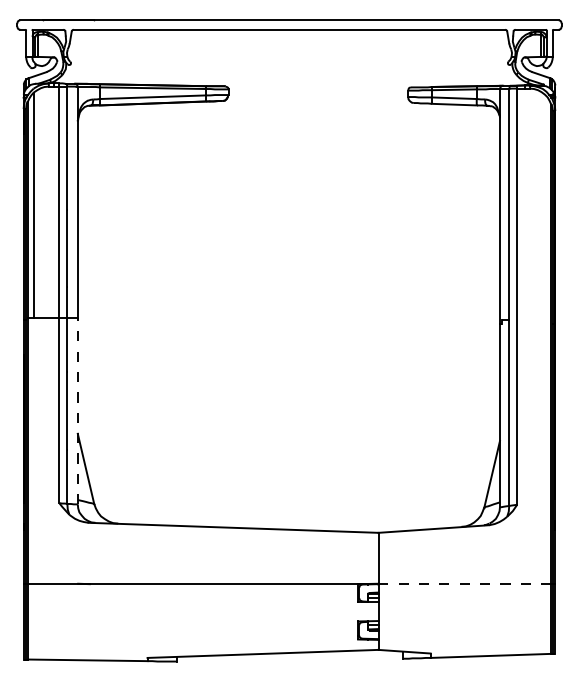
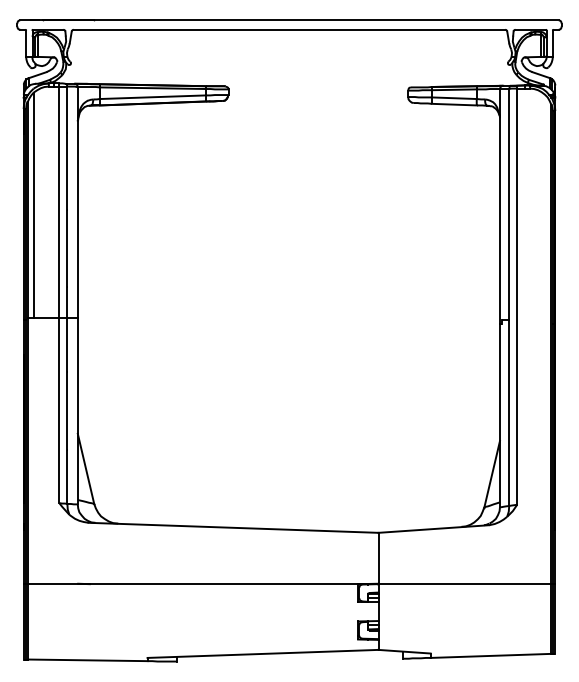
line: dashed -> solid (77, 410)
line: dashed -> solid (464, 583)
